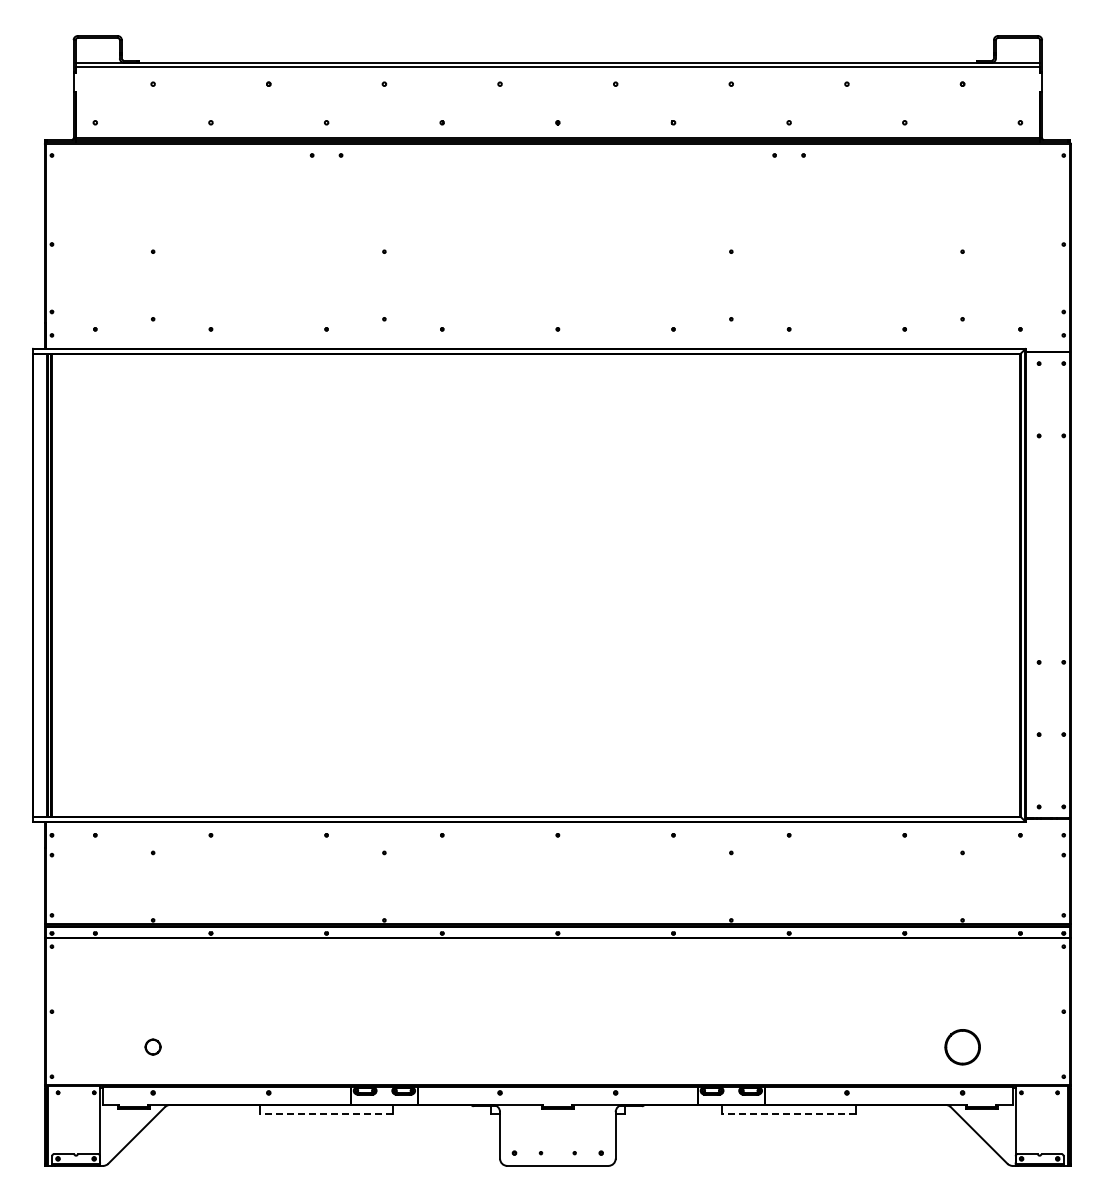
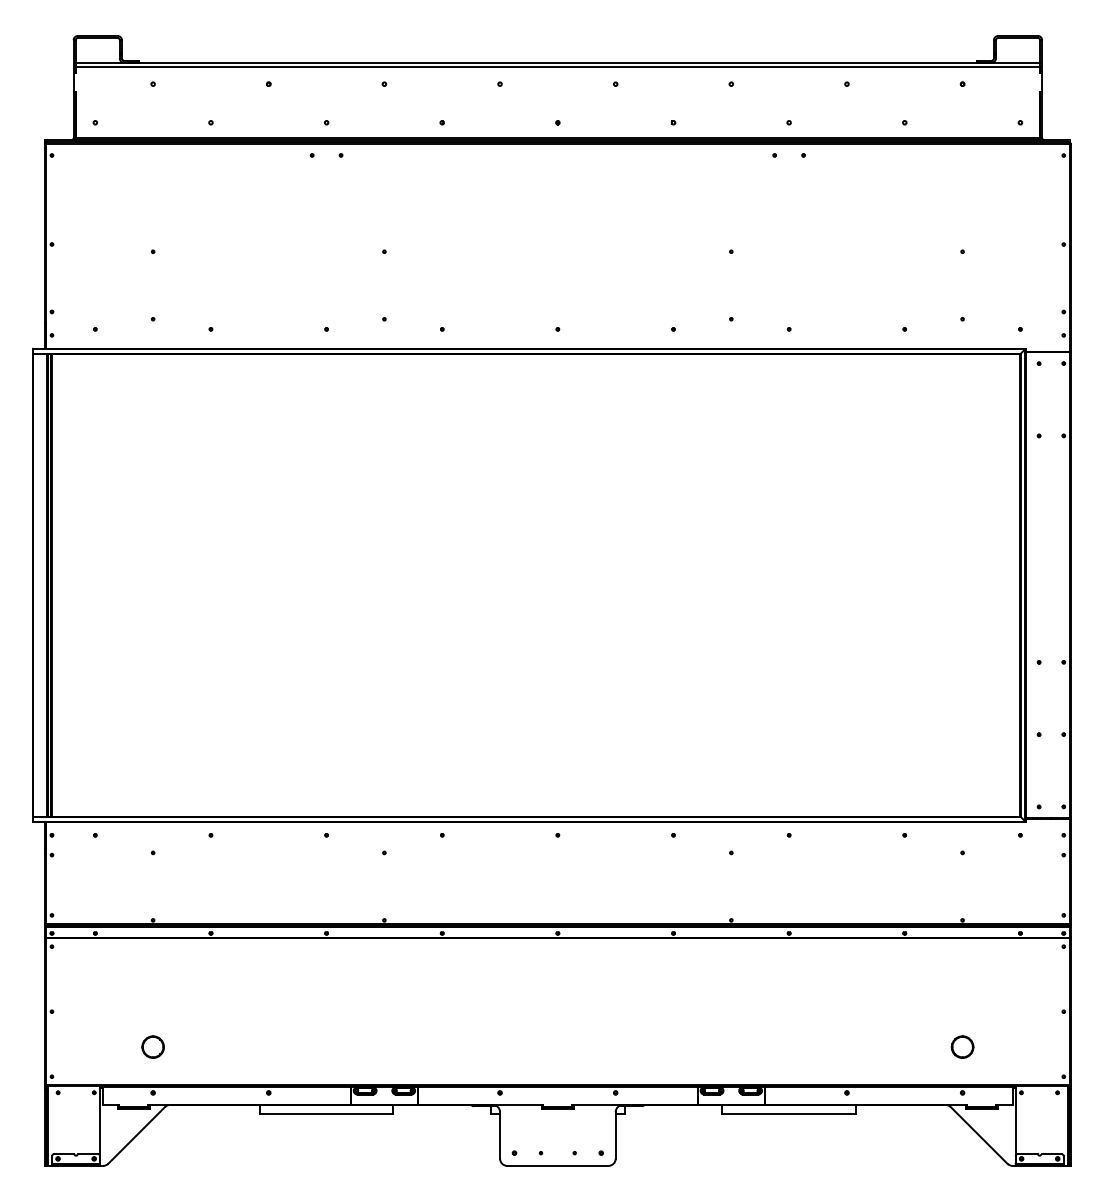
part size: 18x18 px -> 24x24 px (152, 1046)
part size: 37x37 px -> 25x24 px (962, 1046)
line: dashed -> solid (326, 1113)
line: dashed -> solid (789, 1113)
